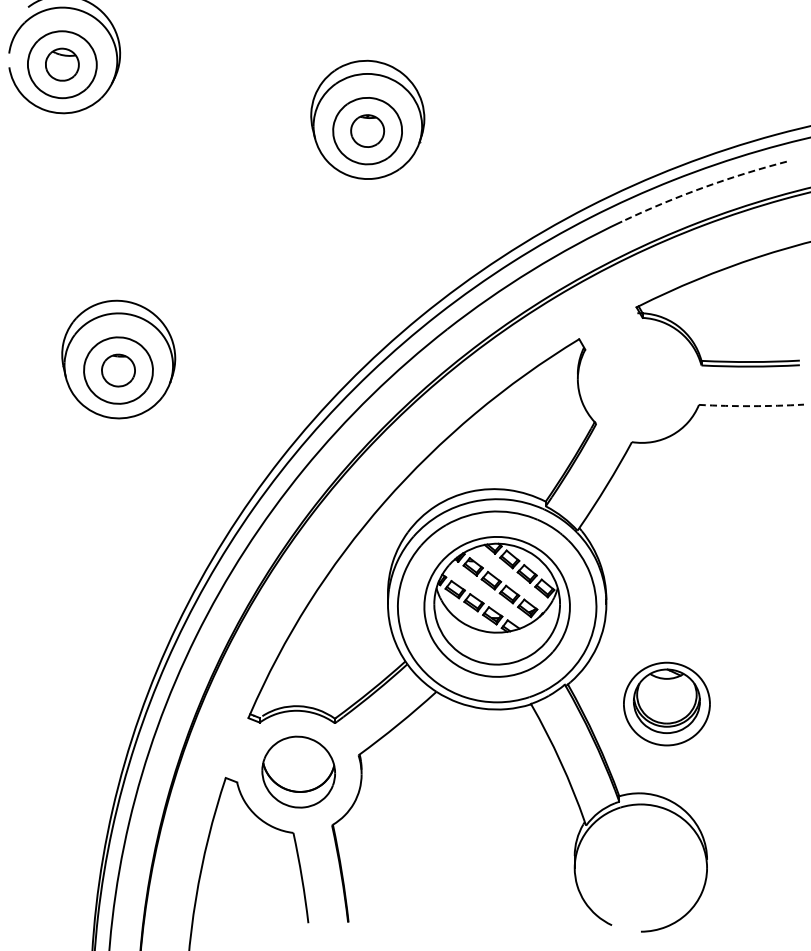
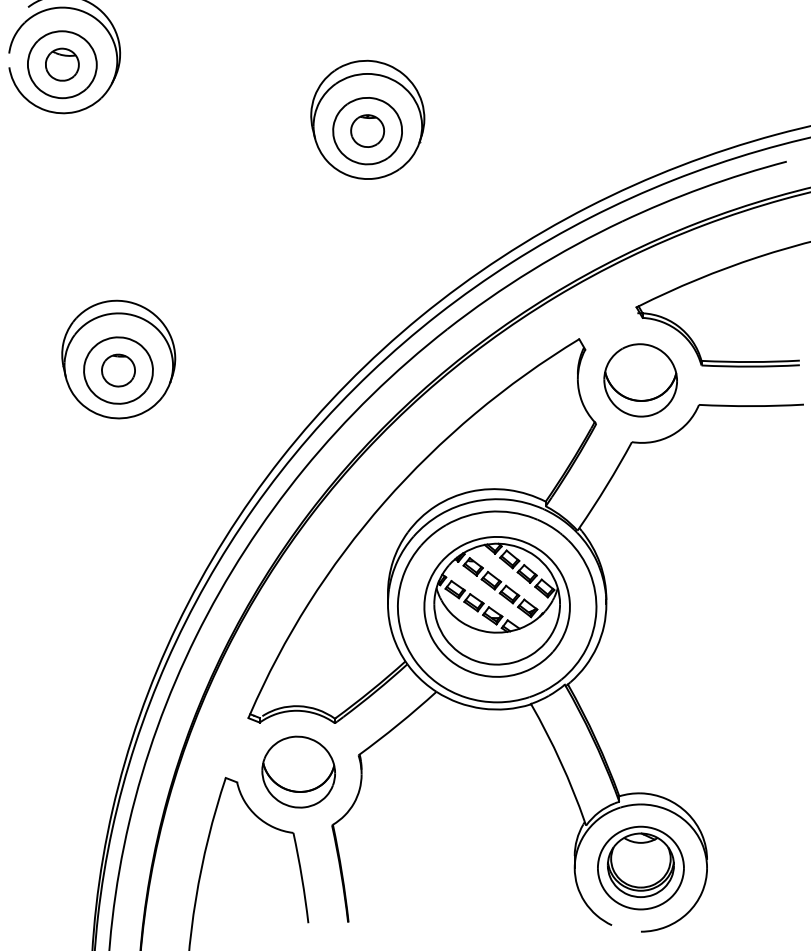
arc: dashed -> solid (703, 187)
part: none -> present (640, 380)
arc: dashed -> solid (751, 406)
part position: (666, 703) -> (640, 867) (640, 867)
